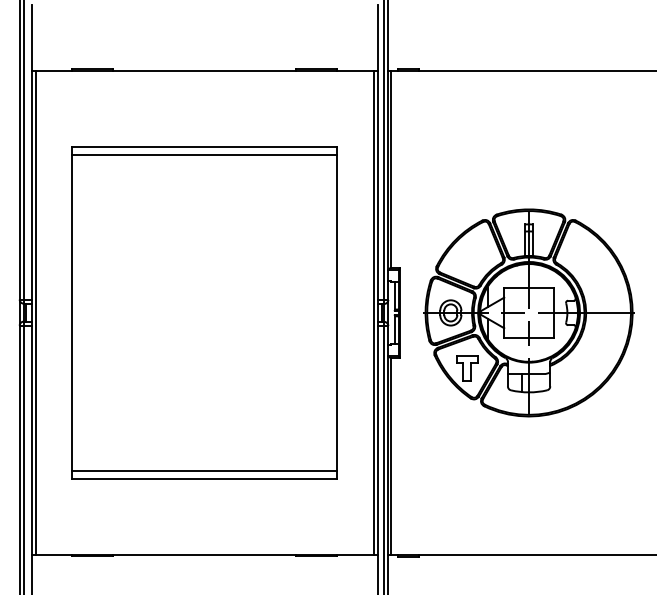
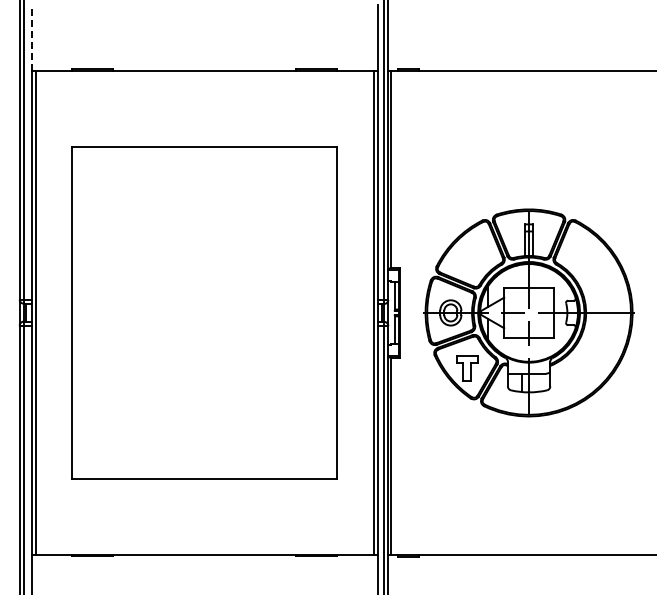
line: solid -> dashed (31, 37)
line: present -> none (204, 154)
line: present -> none (204, 470)
